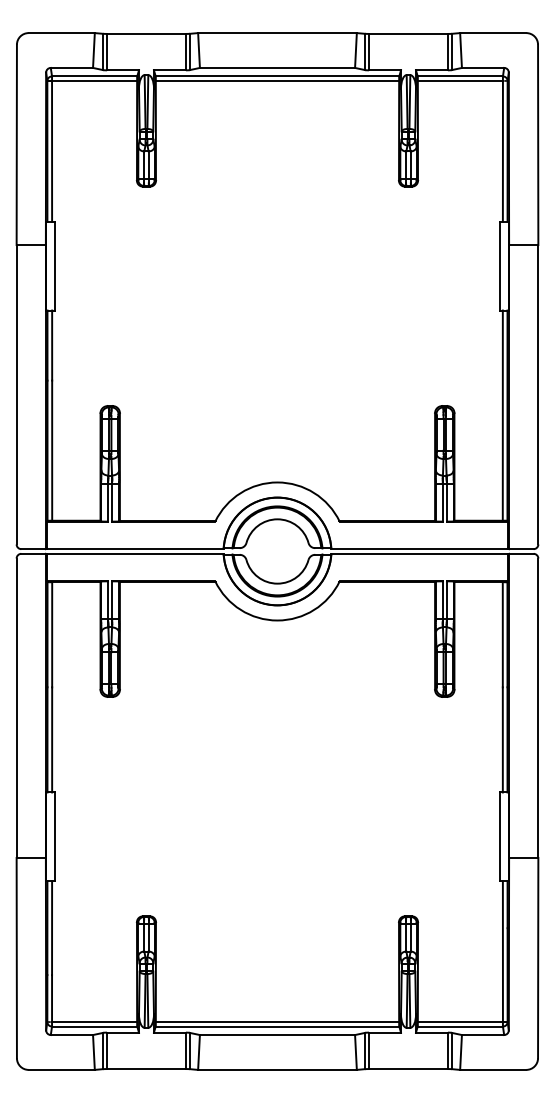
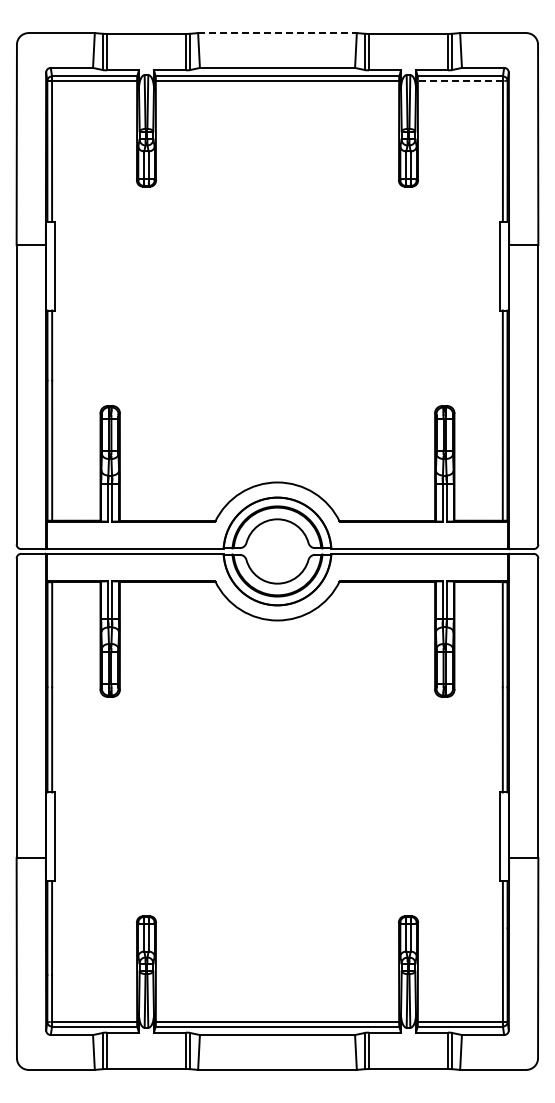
line: solid -> dashed (277, 33)
line: solid -> dashed (460, 80)
